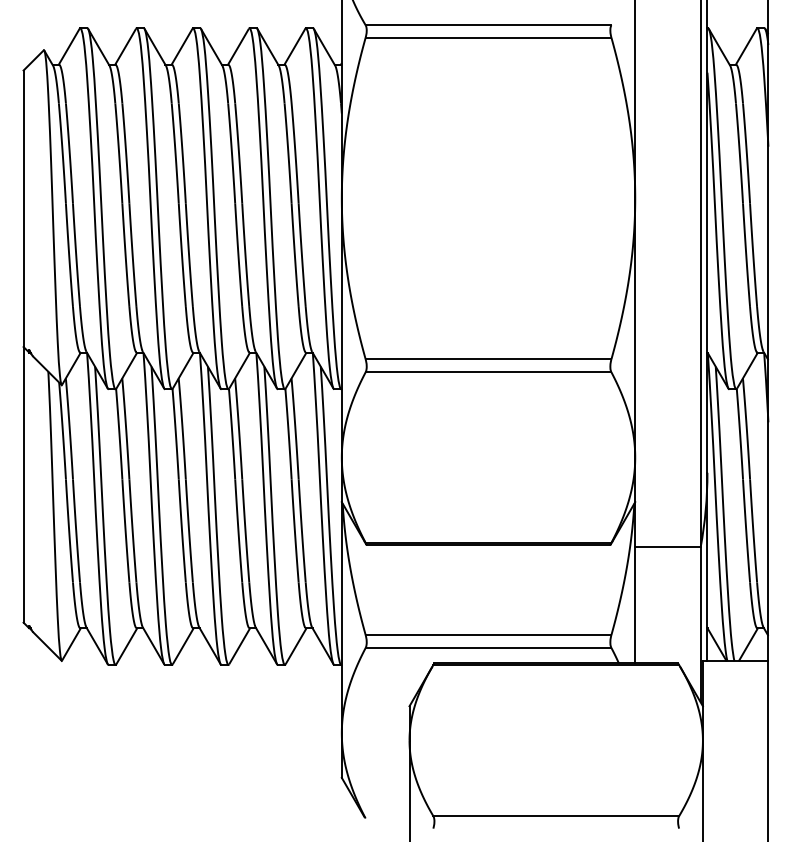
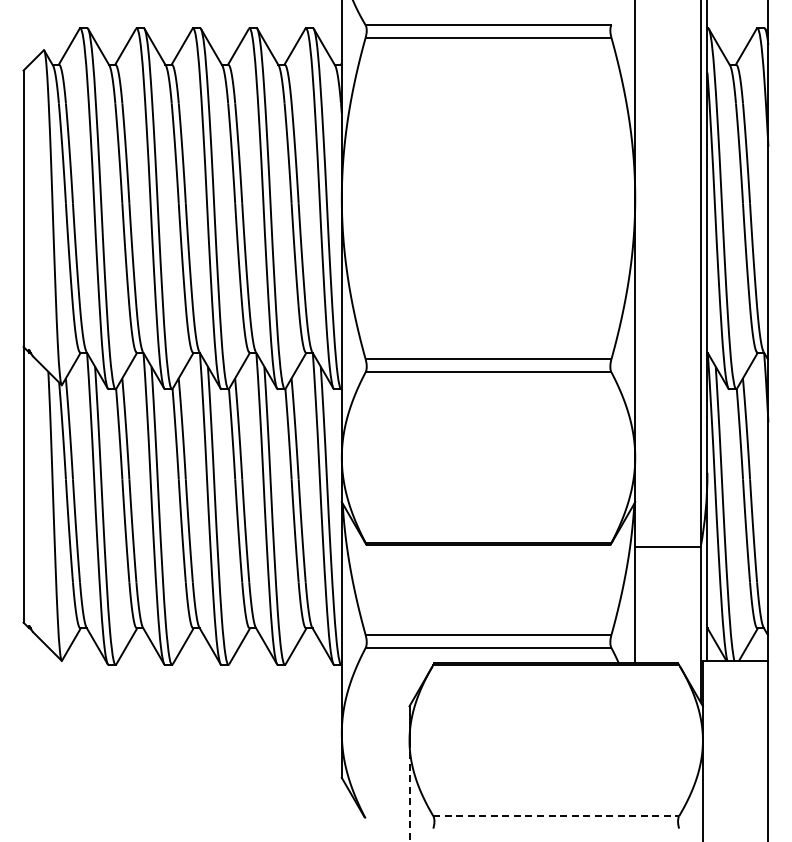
line: solid -> dashed (409, 791)
line: solid -> dashed (556, 816)
